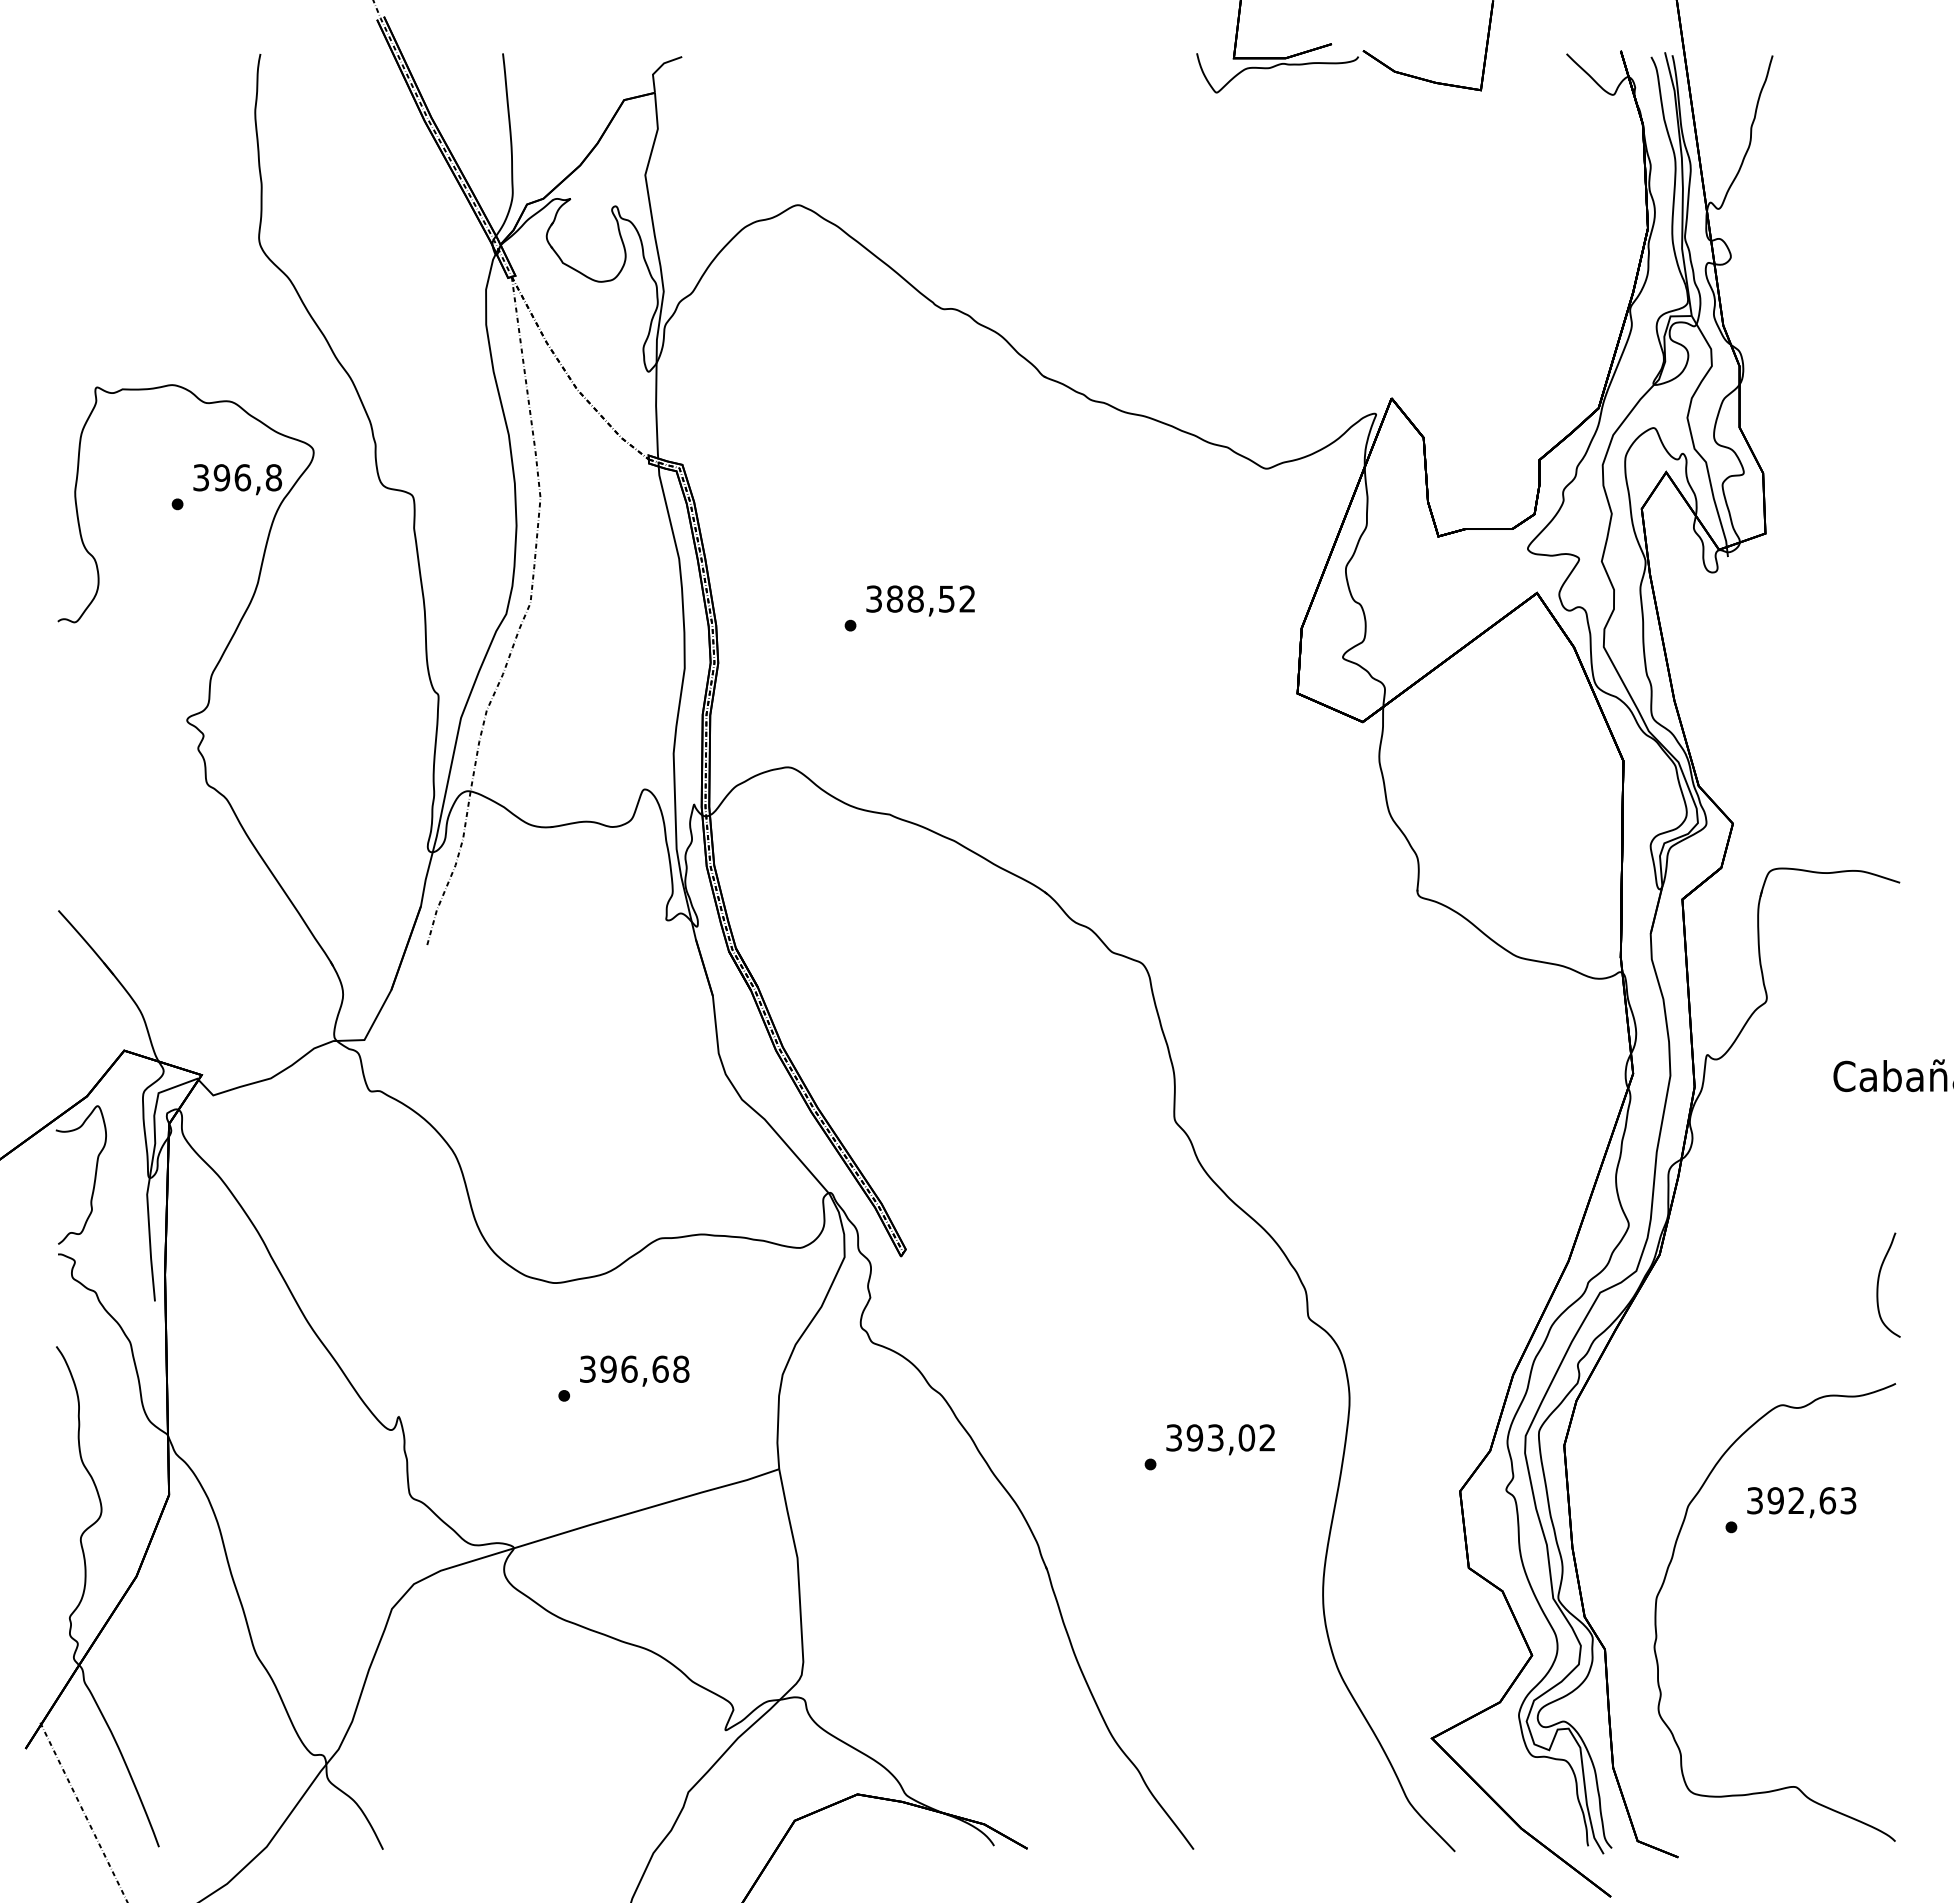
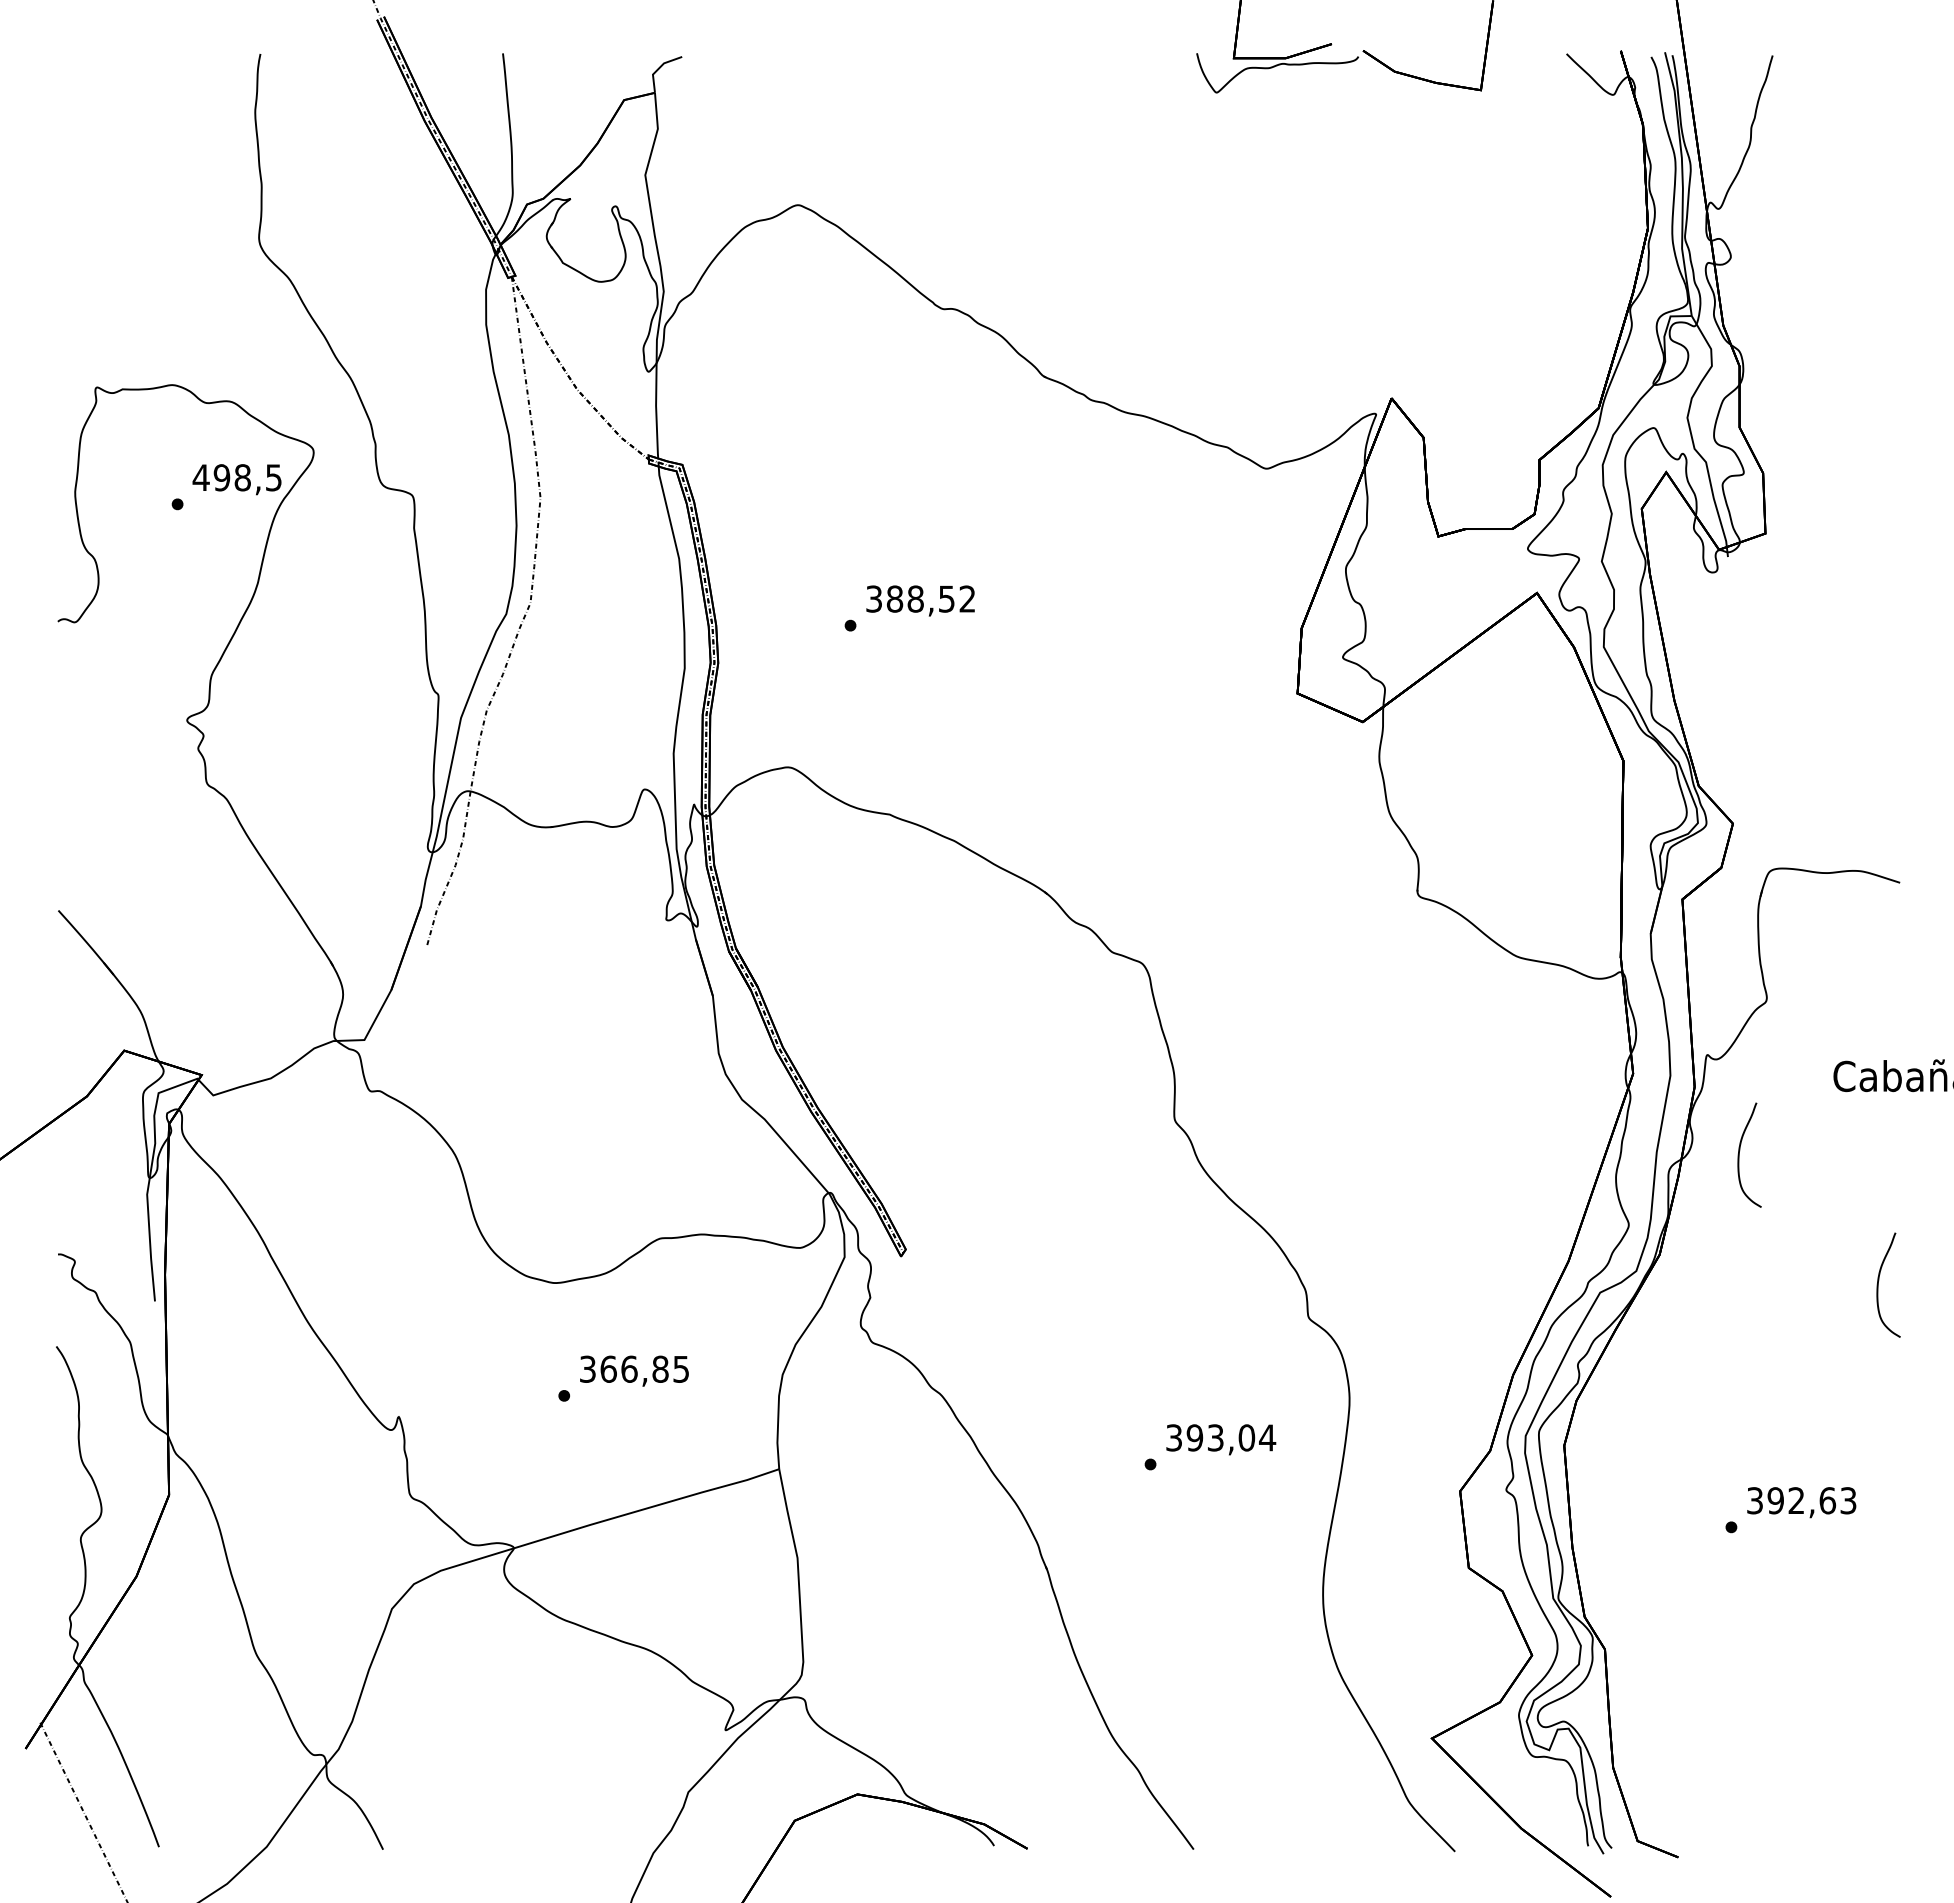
text: 396,8 -> 498,5 (237, 477)
curve: none -> present (1740, 1150)
curve: present -> none (94, 1175)
text: 396,68 -> 366,85 (644, 1368)
text: 393,02 -> 393,04 (1267, 1437)
curve: present -> none (1666, 1577)
